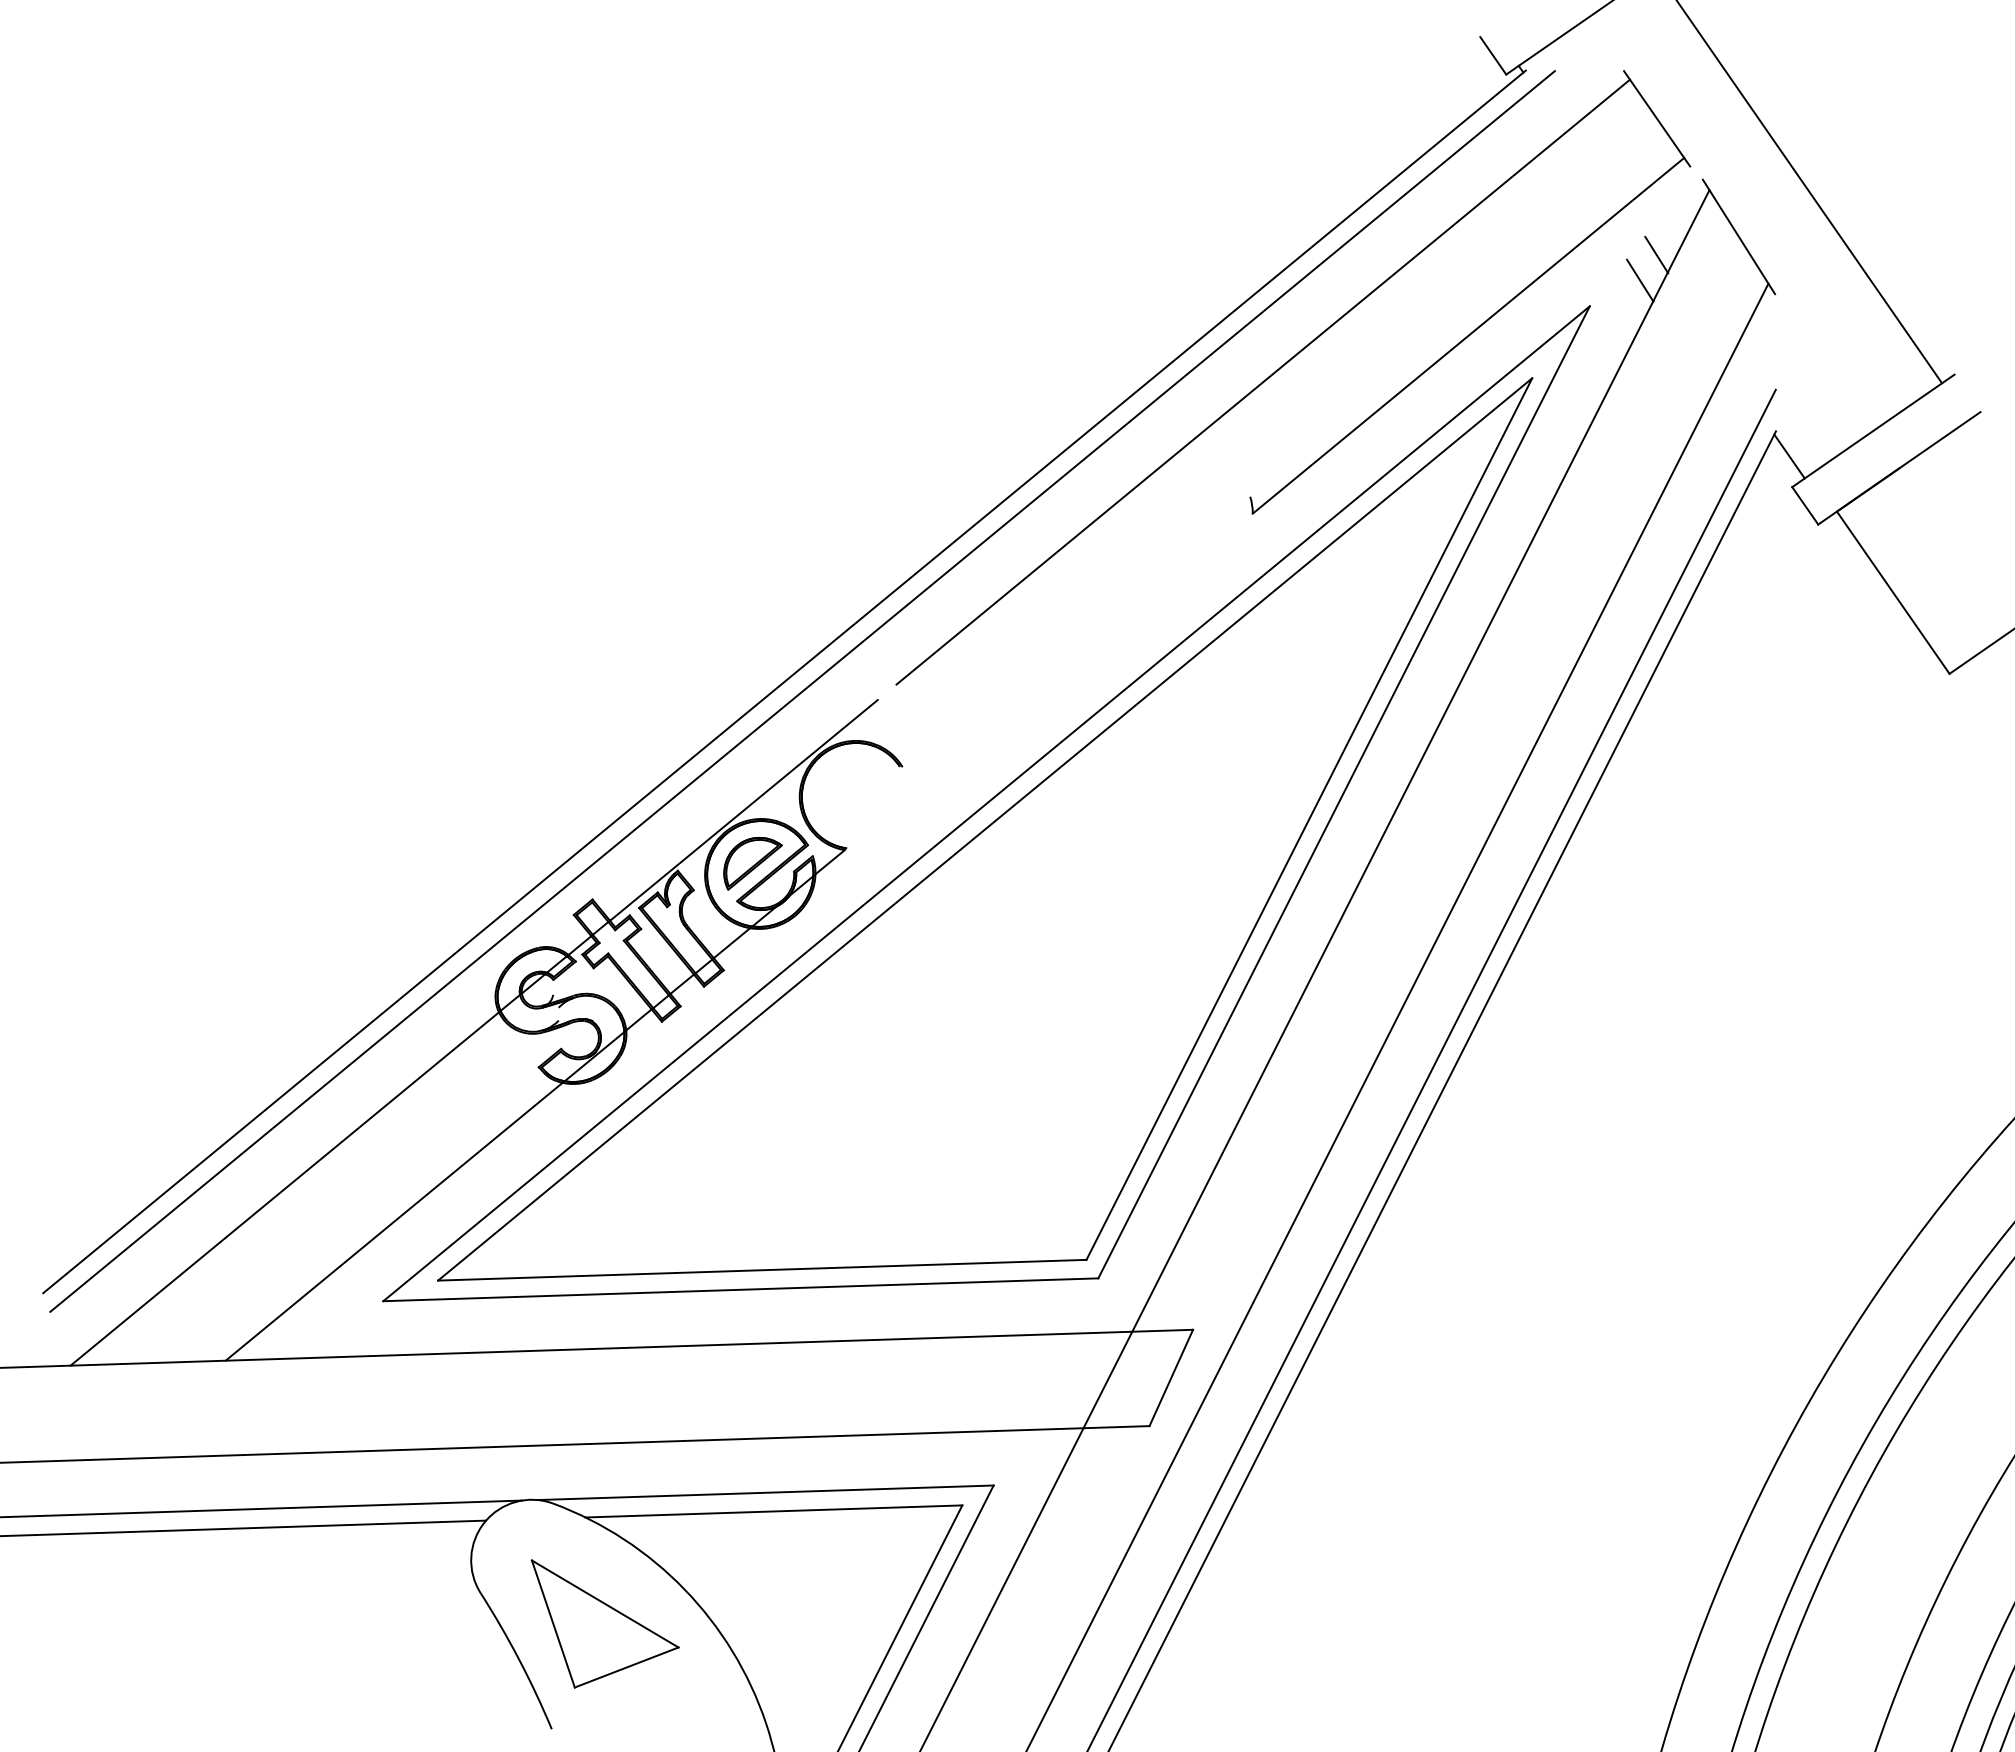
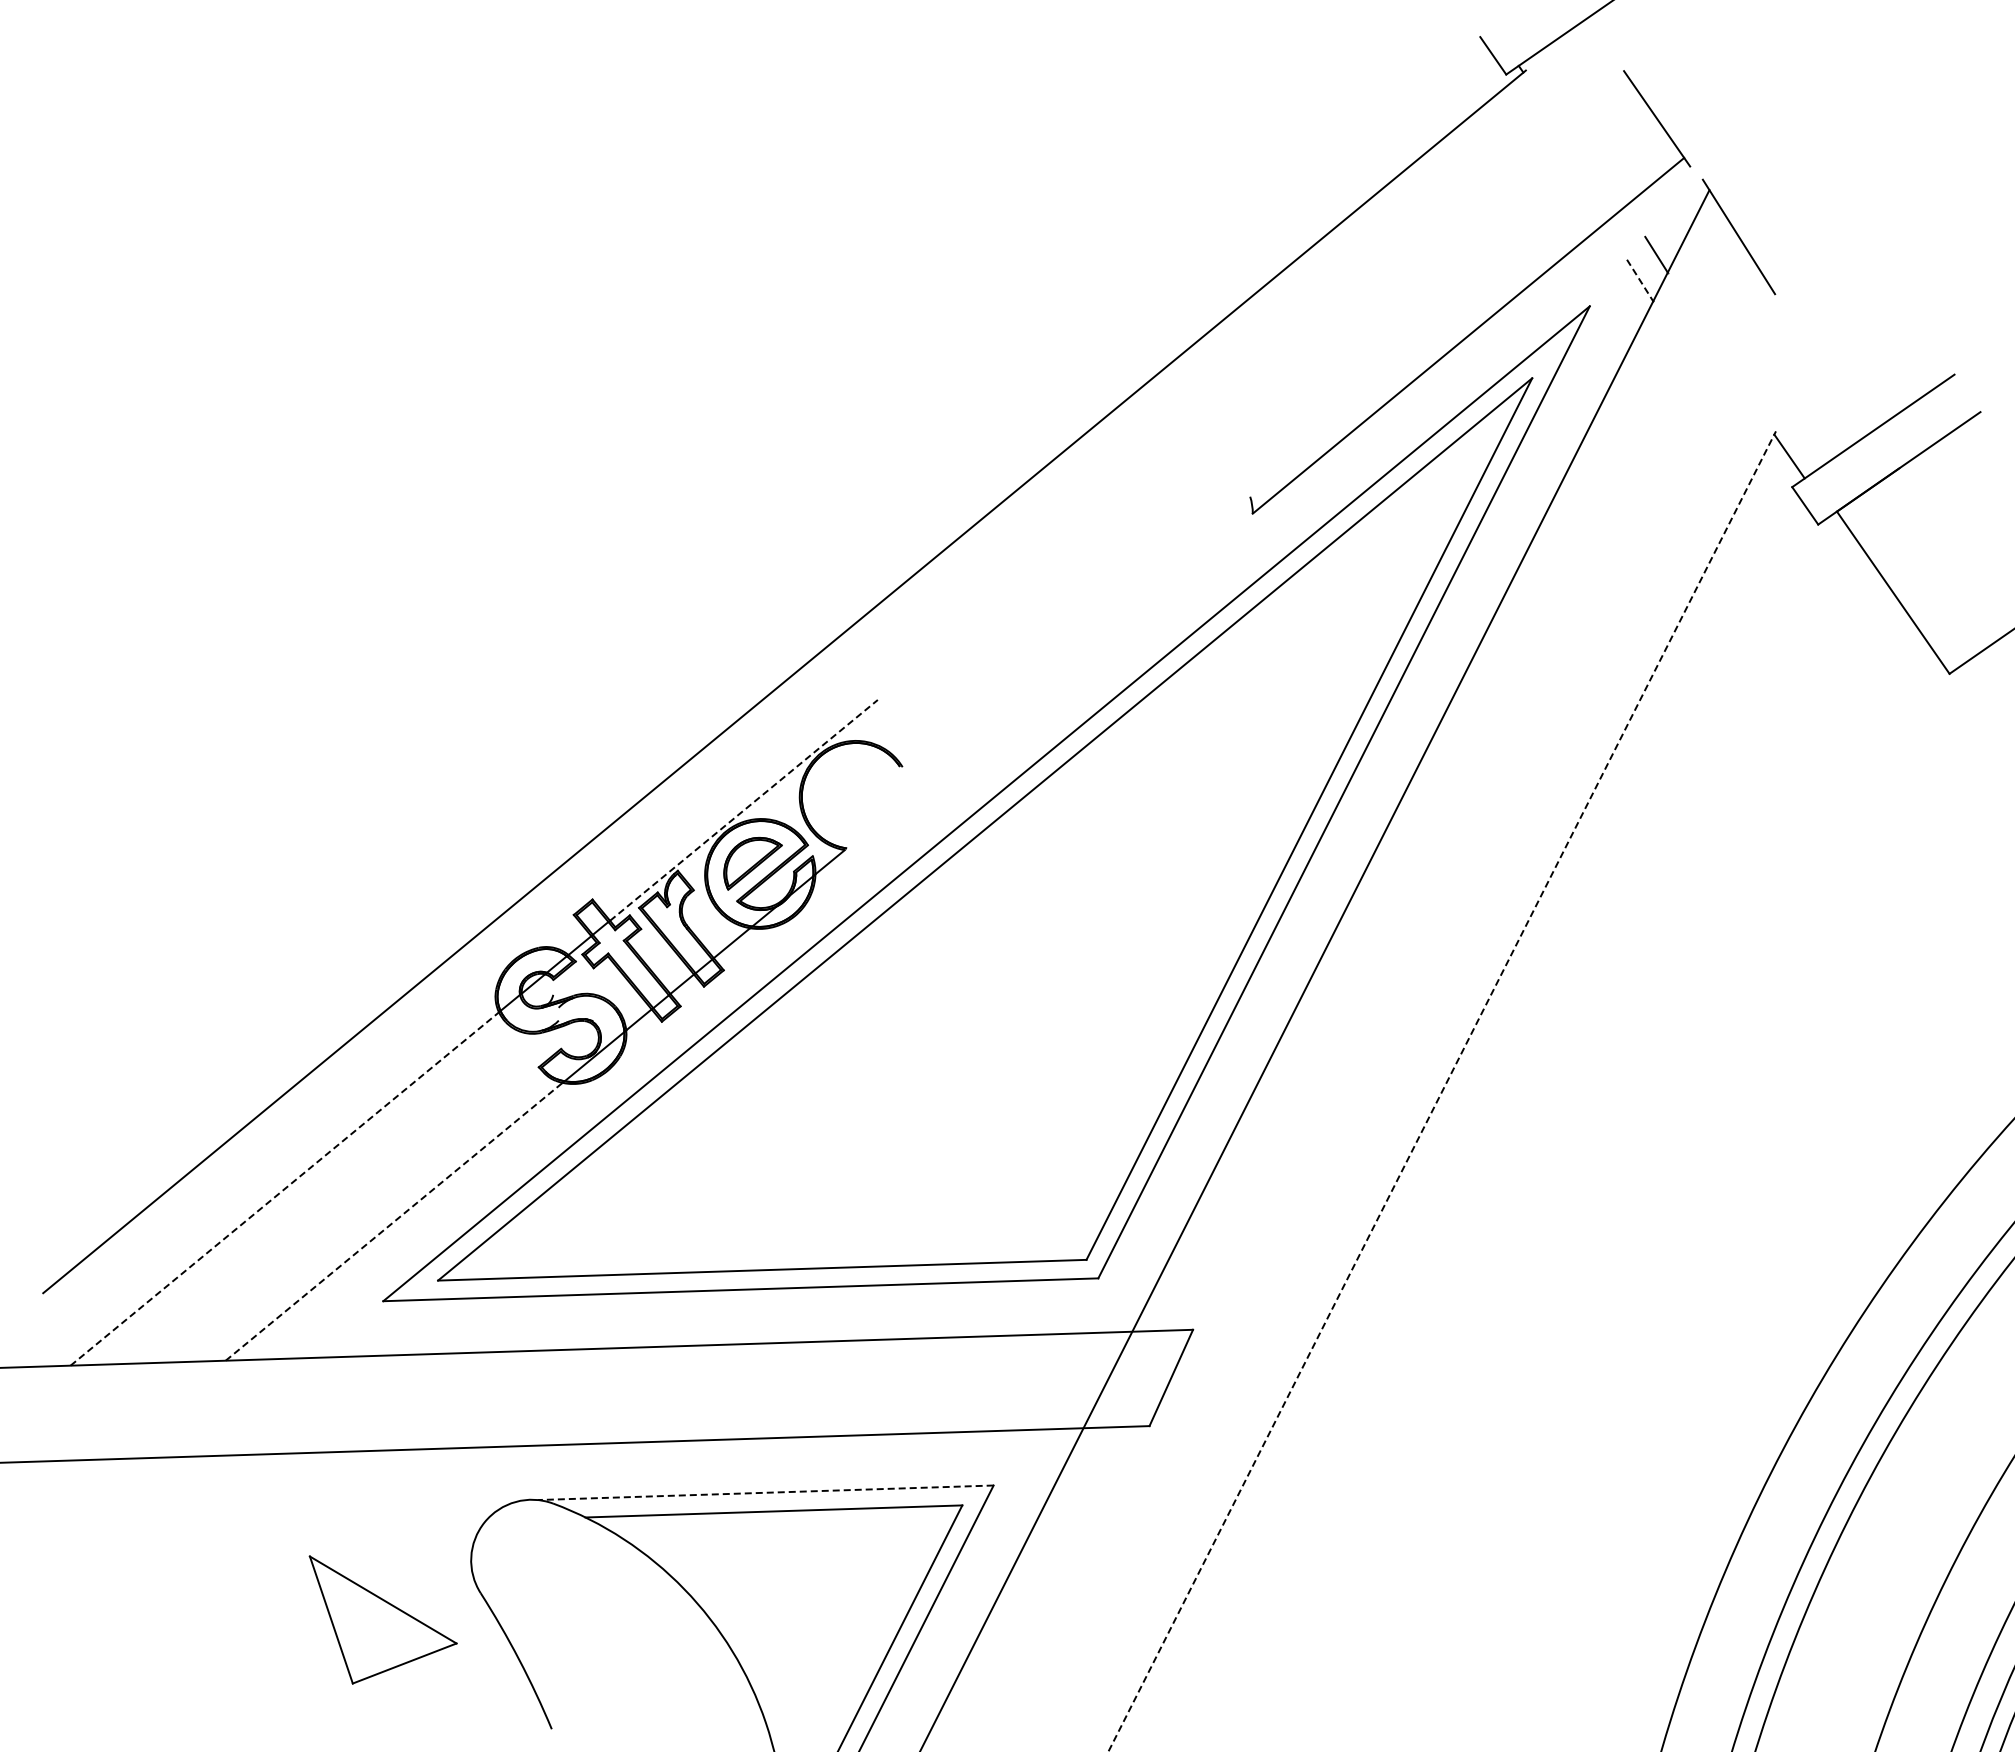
line: present -> none (1810, 192)
line: solid -> dashed (1640, 280)
line: present -> none (1262, 381)
line: present -> none (802, 691)
line: solid -> dashed (743, 810)
line: present -> none (1397, 1015)
line: present -> none (1431, 1068)
line: solid -> dashed (1442, 1091)
line: solid -> dashed (284, 1189)
line: solid -> dashed (394, 1221)
line: solid -> dashed (765, 1492)
line: present -> none (261, 1508)
line: present -> none (244, 1528)
part position: (604, 1623) -> (382, 1619) (382, 1619)
